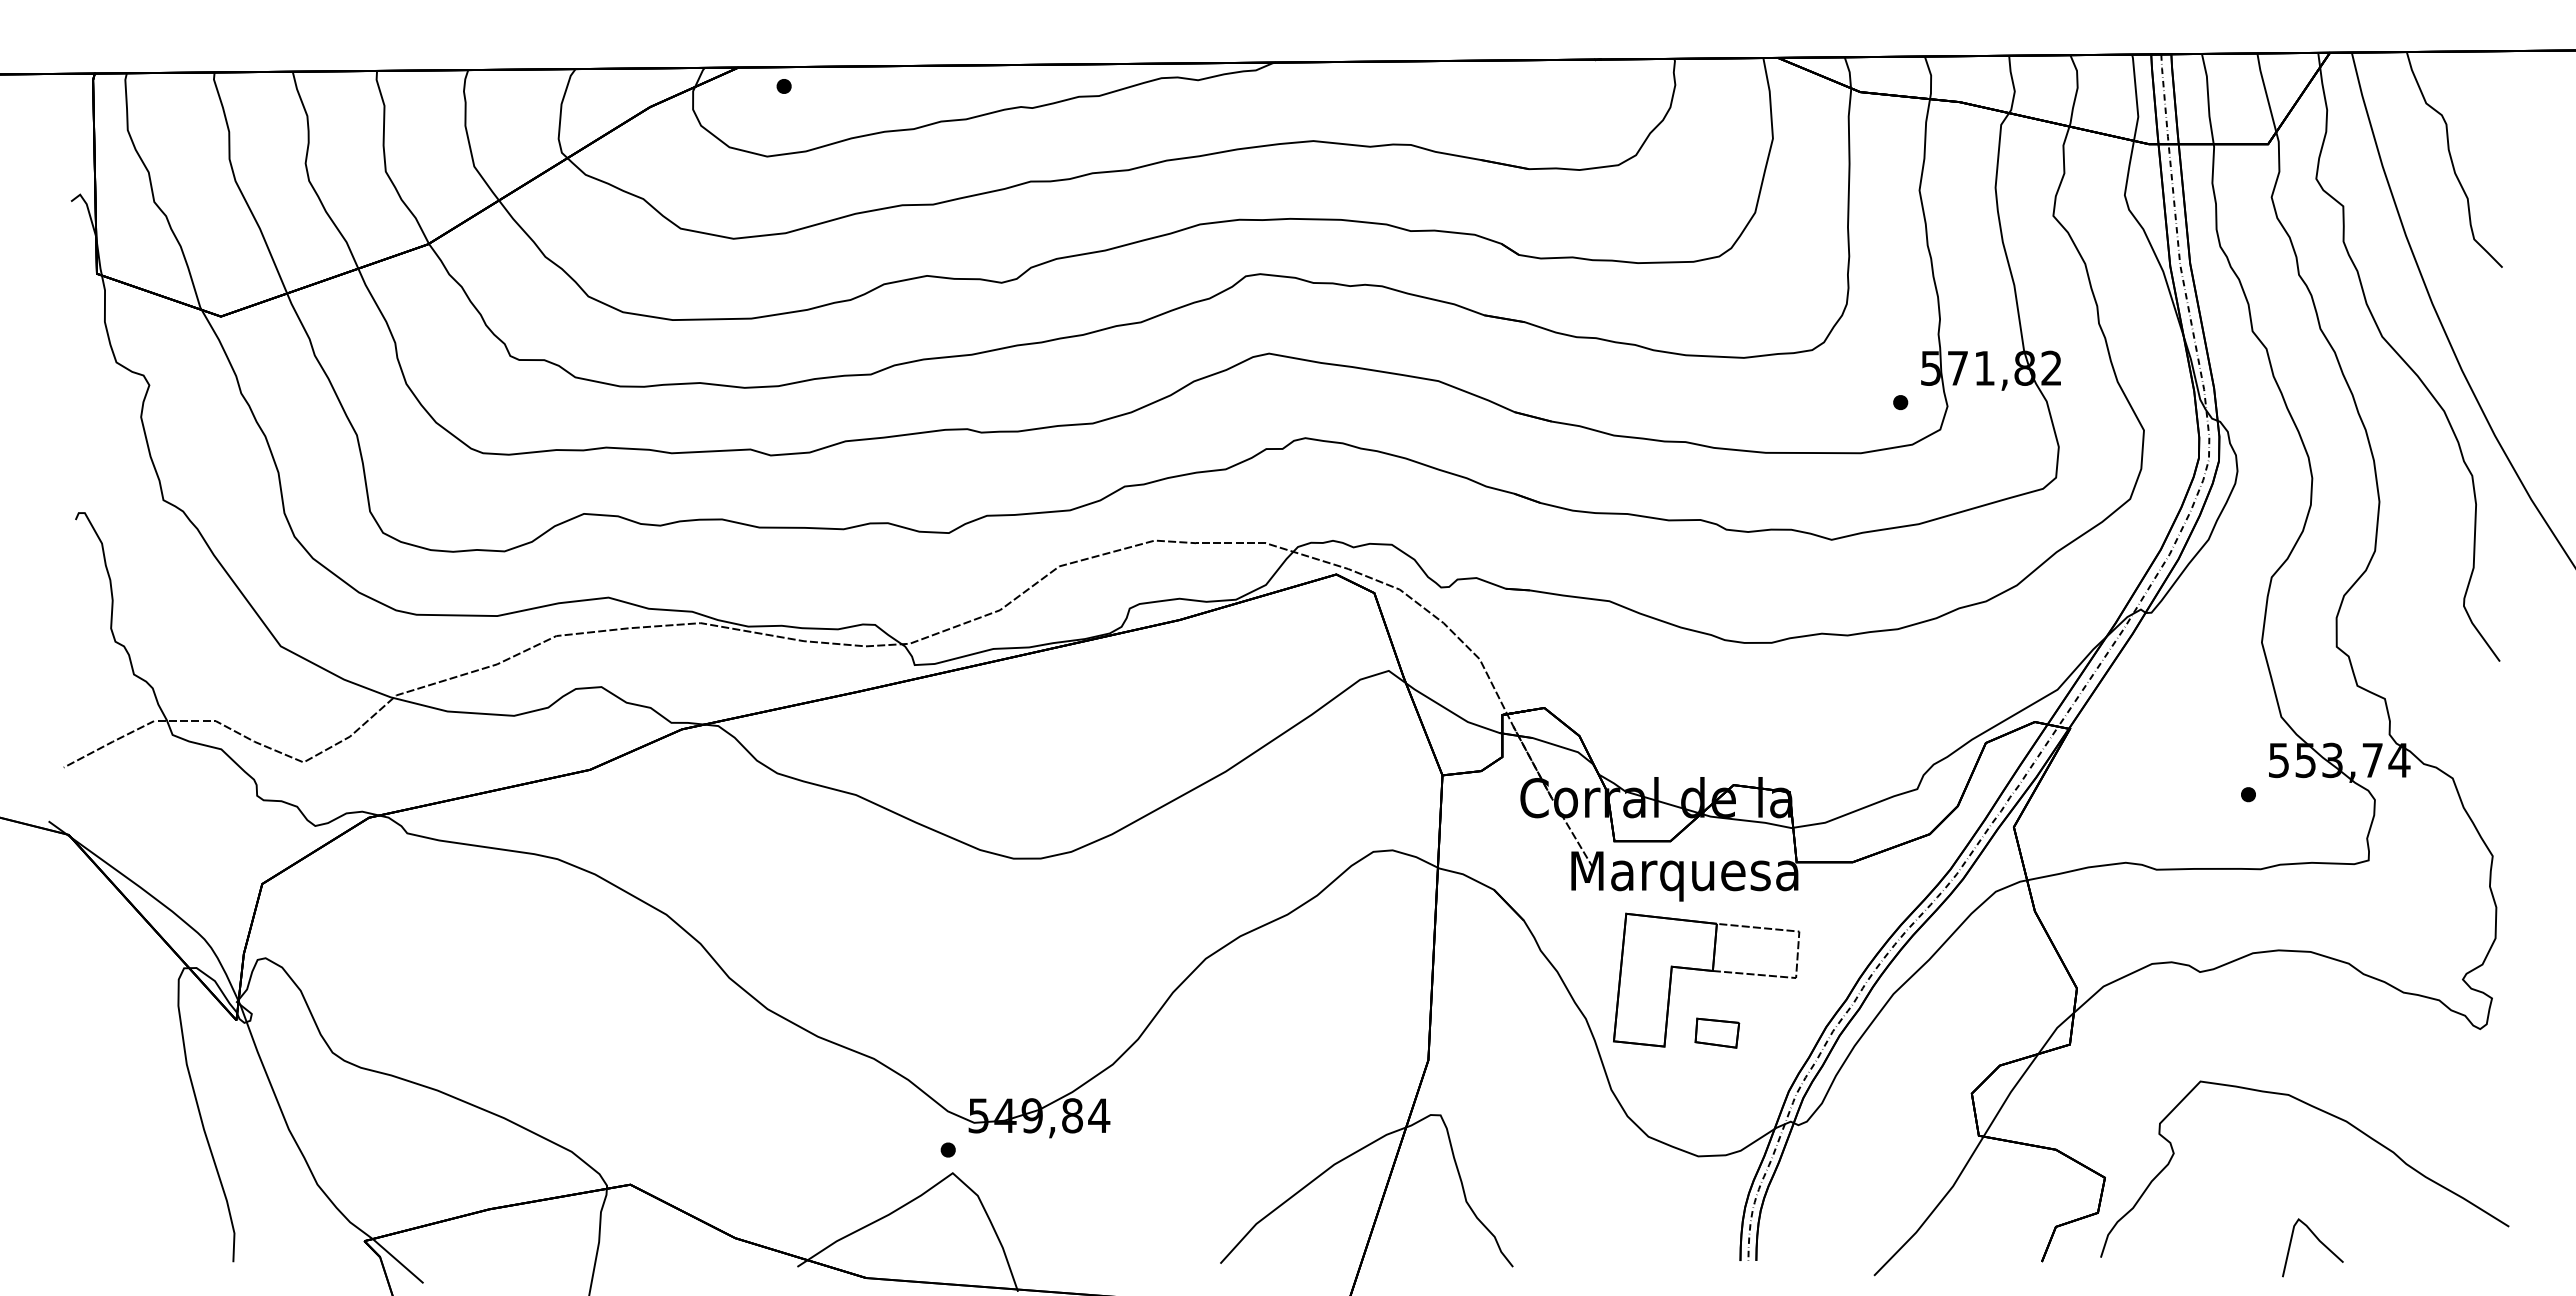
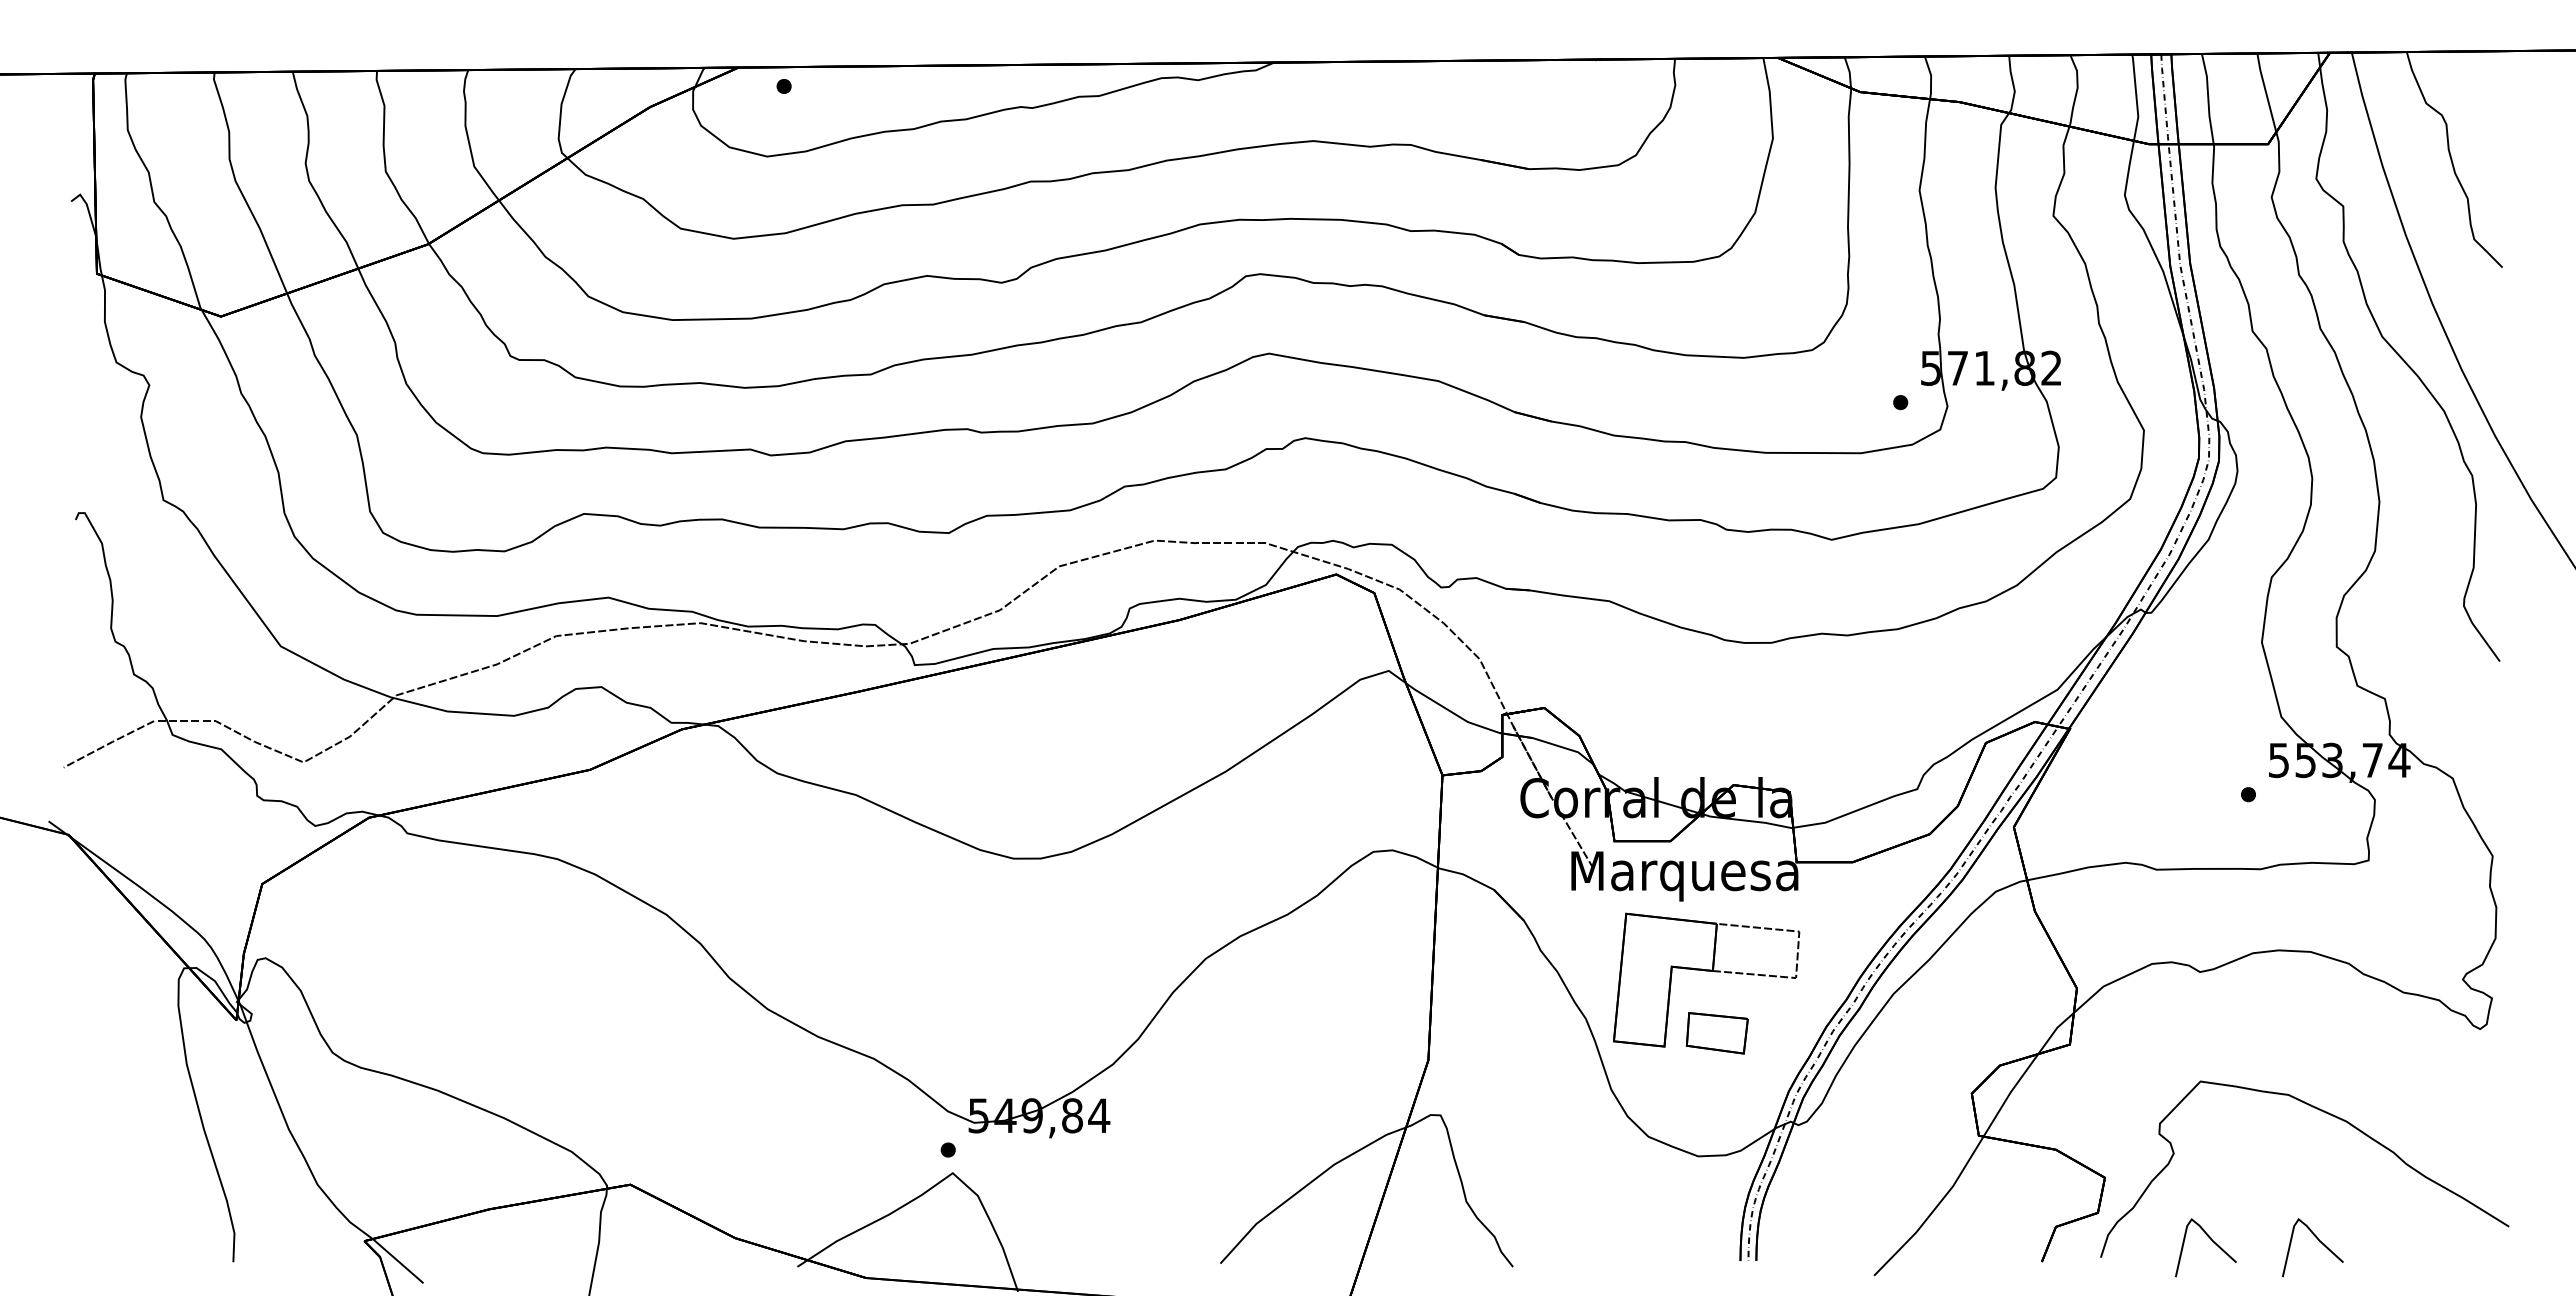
part size: 47x32 px -> 64x43 px (1716, 1033)
curve: none -> present (2211, 1241)
